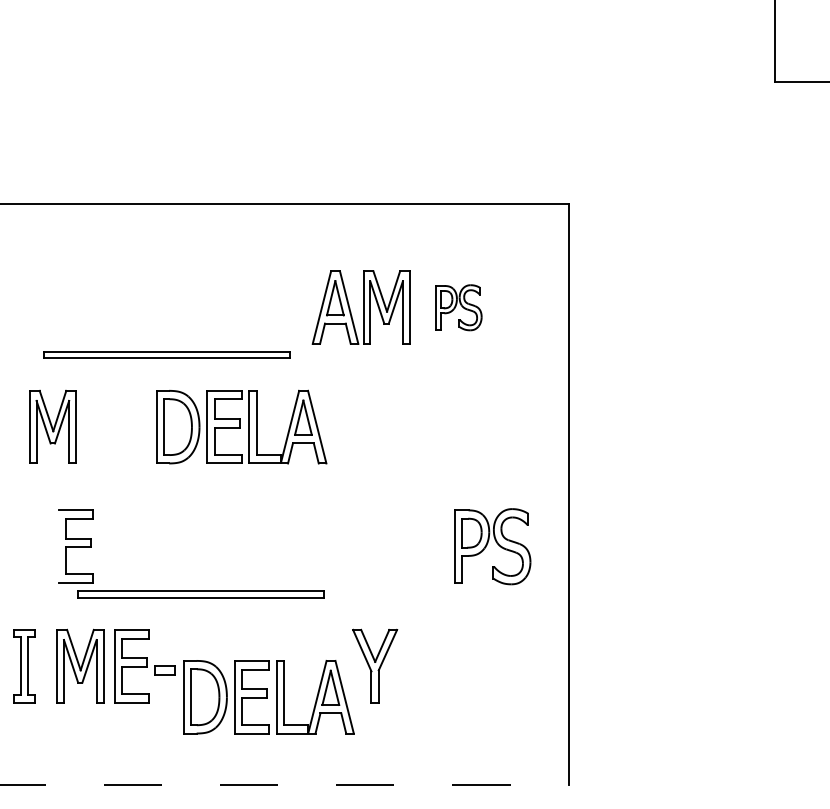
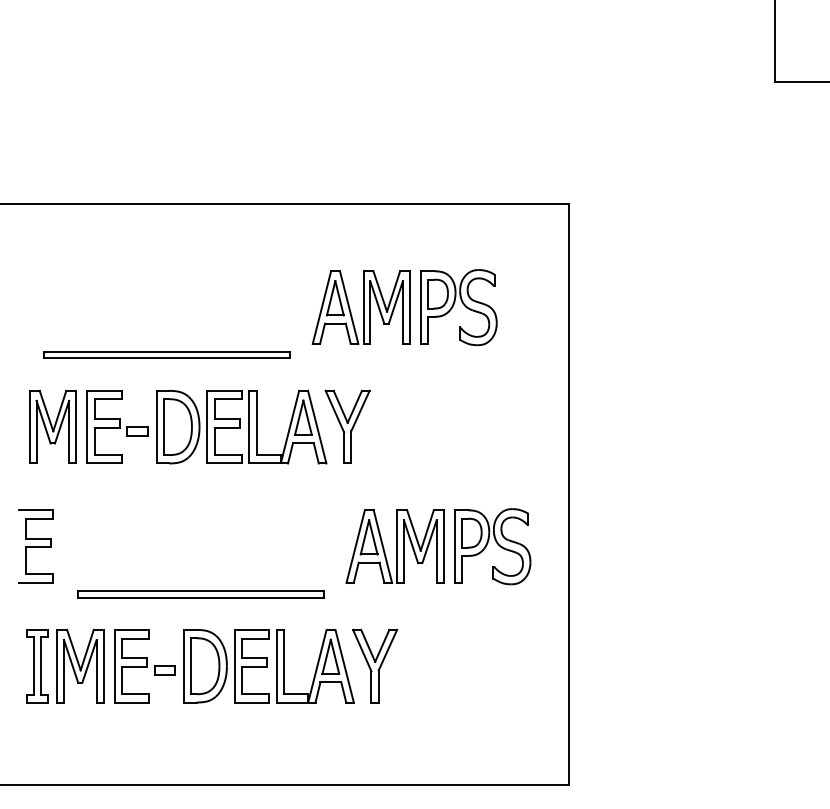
part size: 48x48 px -> 78x78 px (458, 307)
part: none -> present (117, 426)
part: none -> present (347, 426)
part position: (75, 546) -> (35, 546) (35, 546)
part: none -> present (394, 546)
part position: (24, 666) -> (37, 666) (37, 666)
part position: (268, 697) -> (268, 666) (268, 666)
line: dashed -> solid (284, 784)
